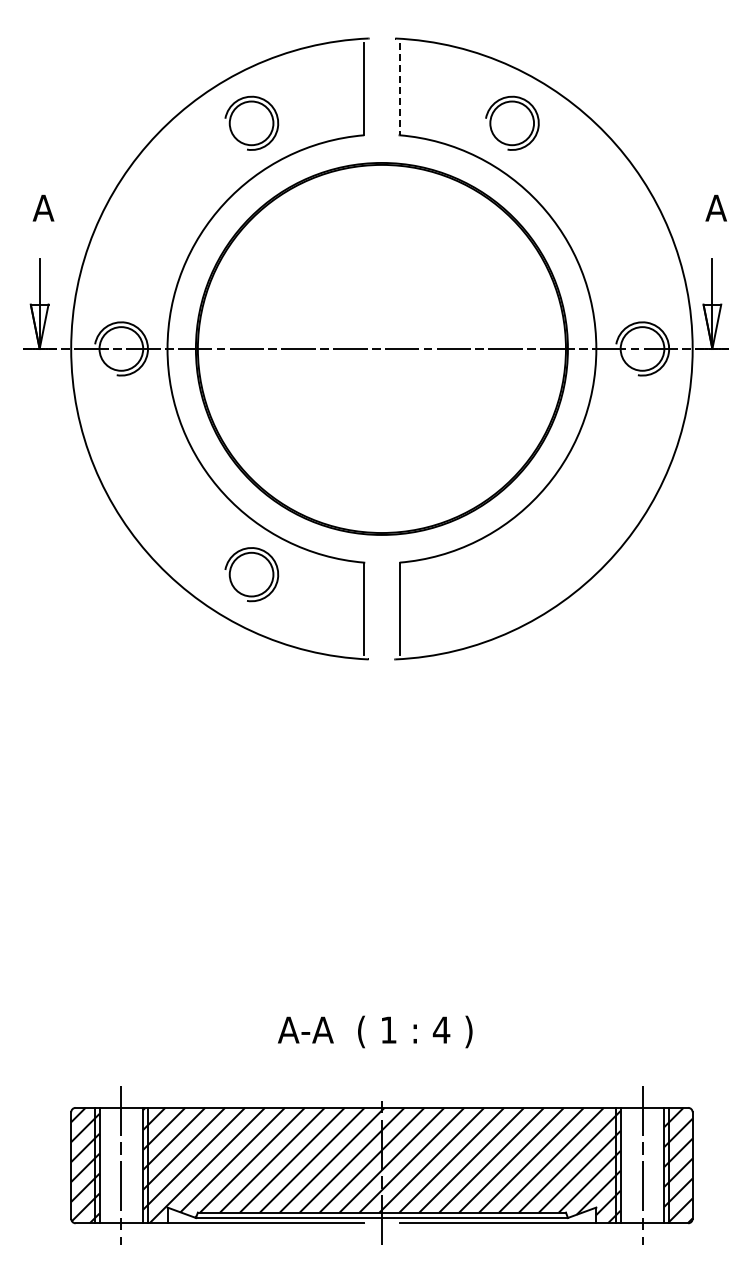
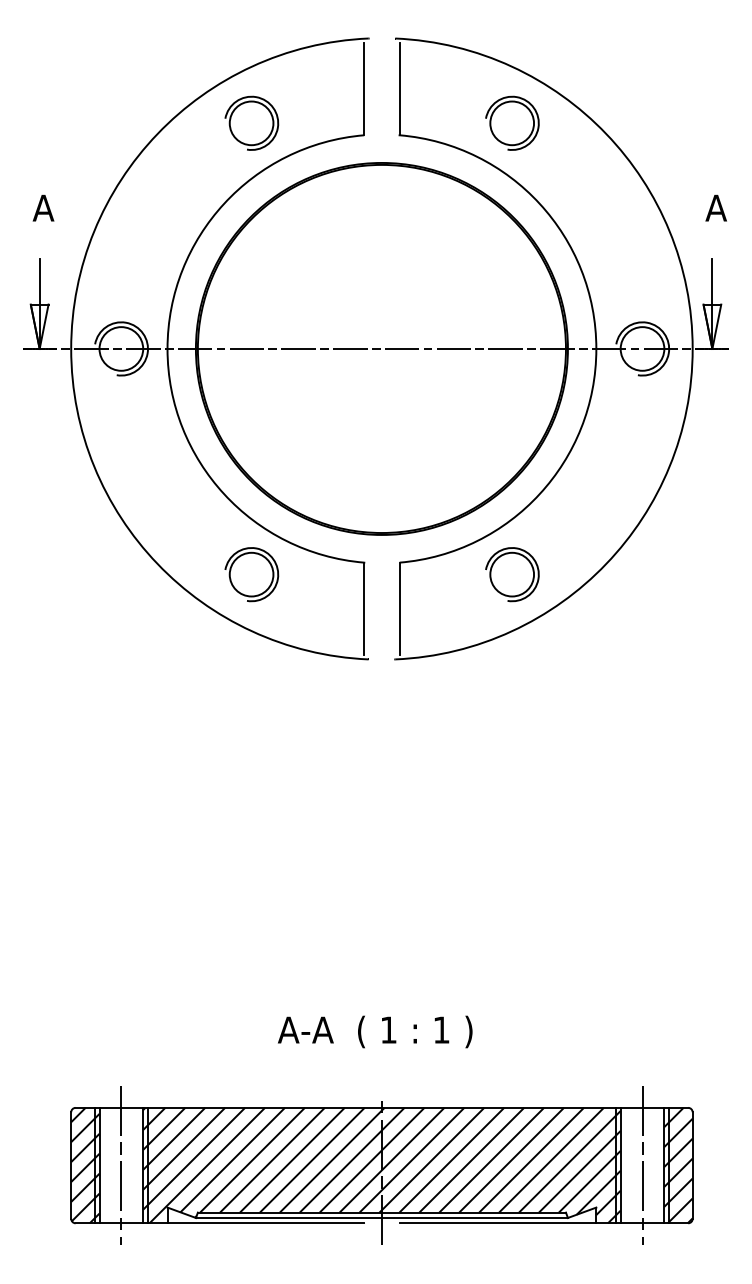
line: dashed -> solid (399, 89)
part: none -> present (512, 574)
text: 4 -> 1 (441, 1029)
